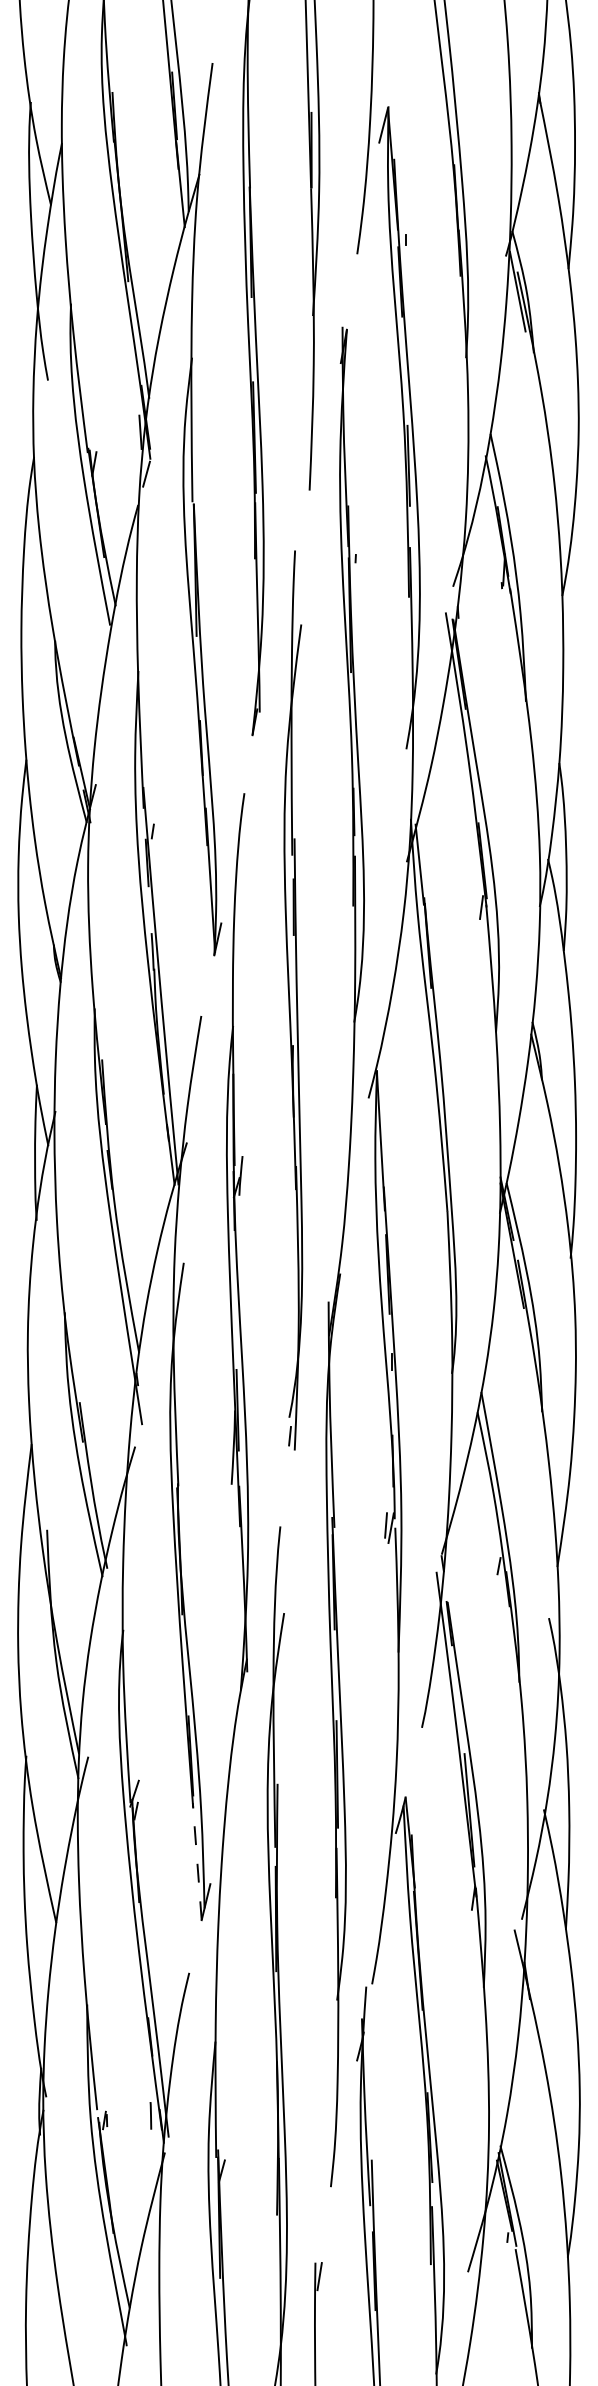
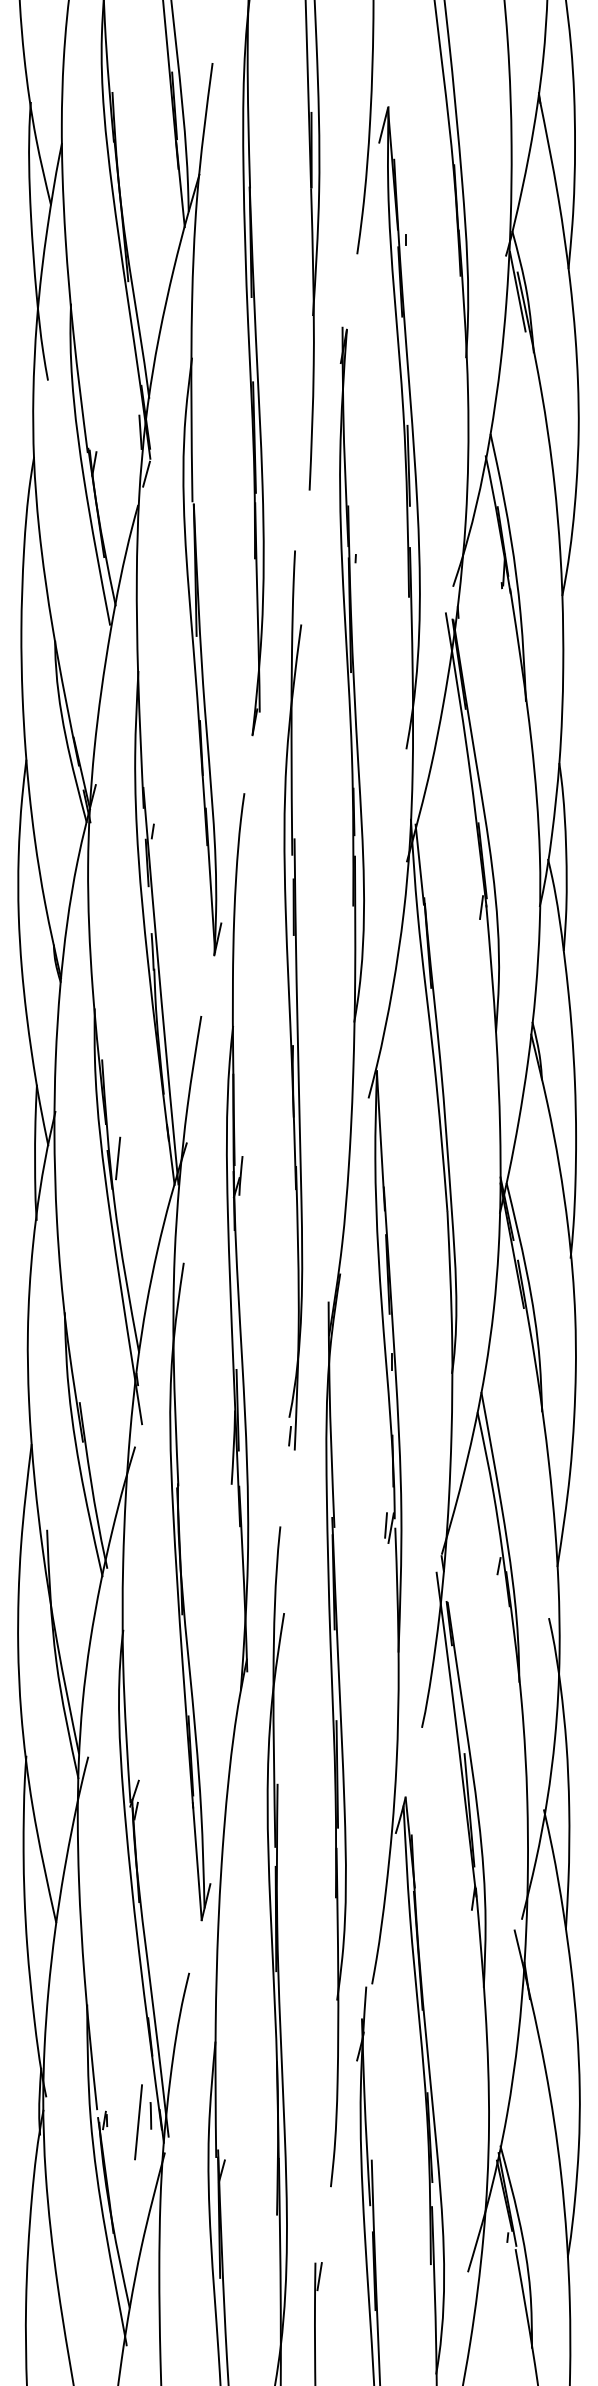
line: none -> present (118, 1158)
line: dashed -> solid (197, 1861)
line: none -> present (138, 2122)
